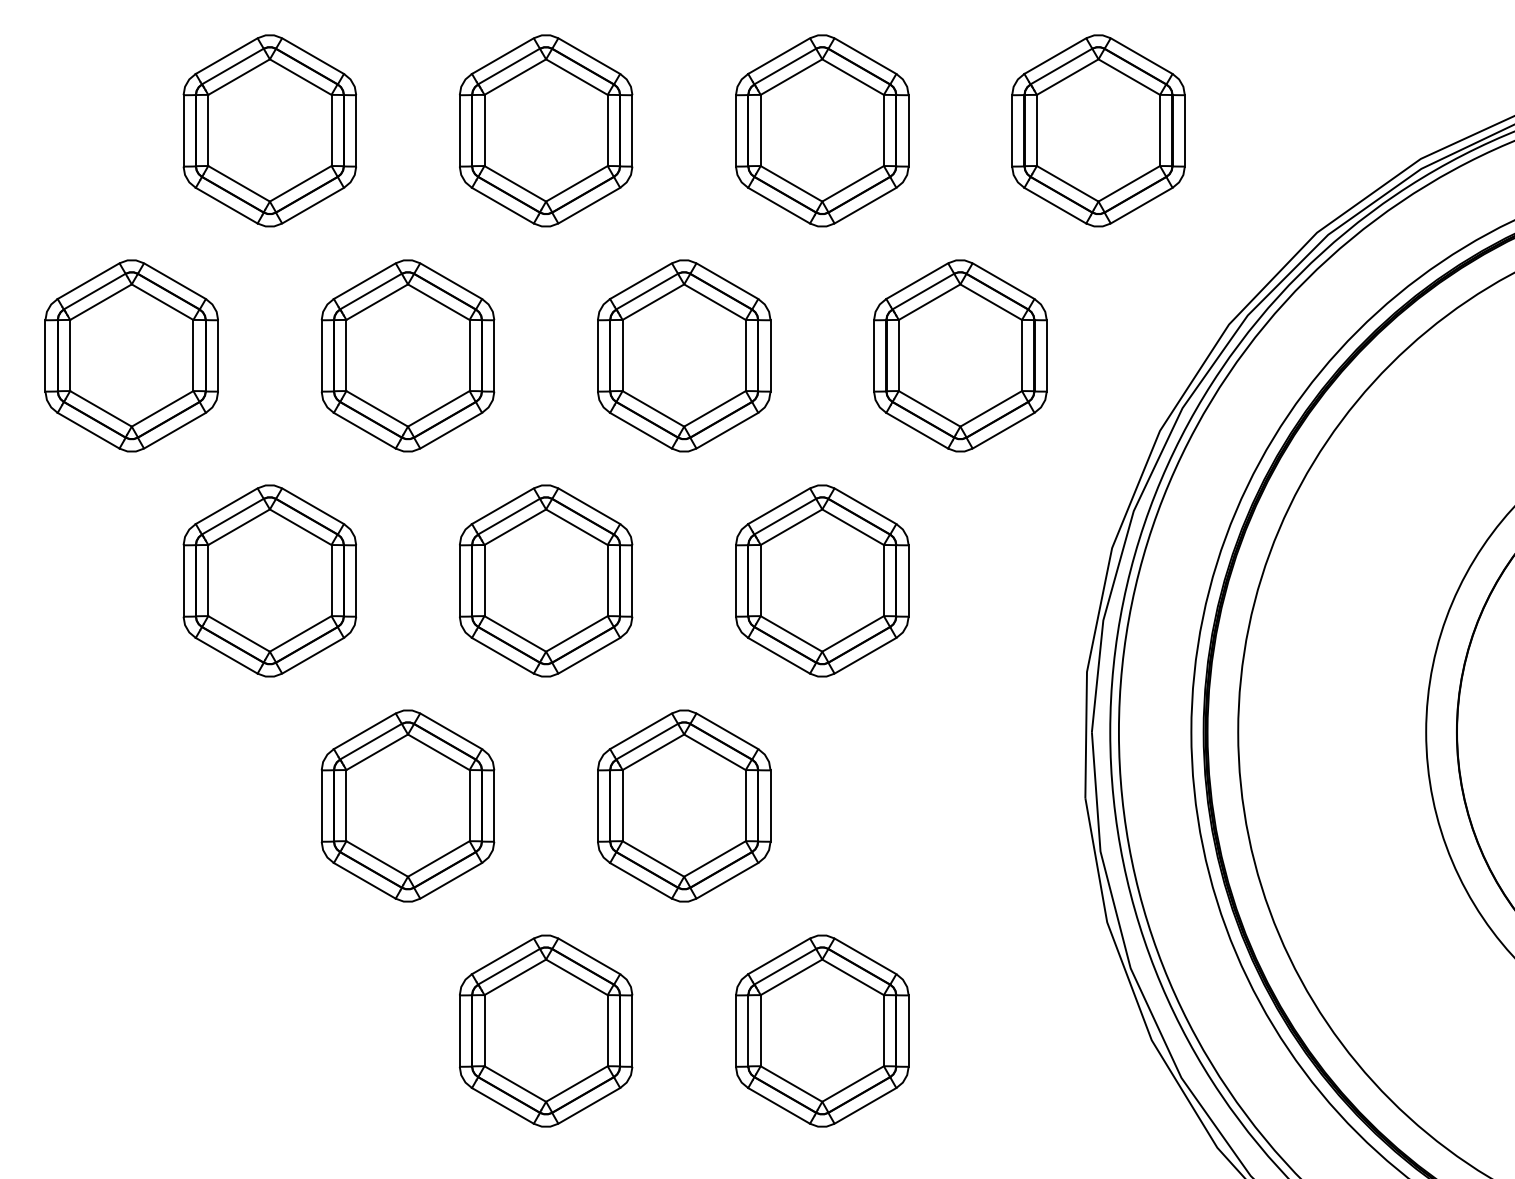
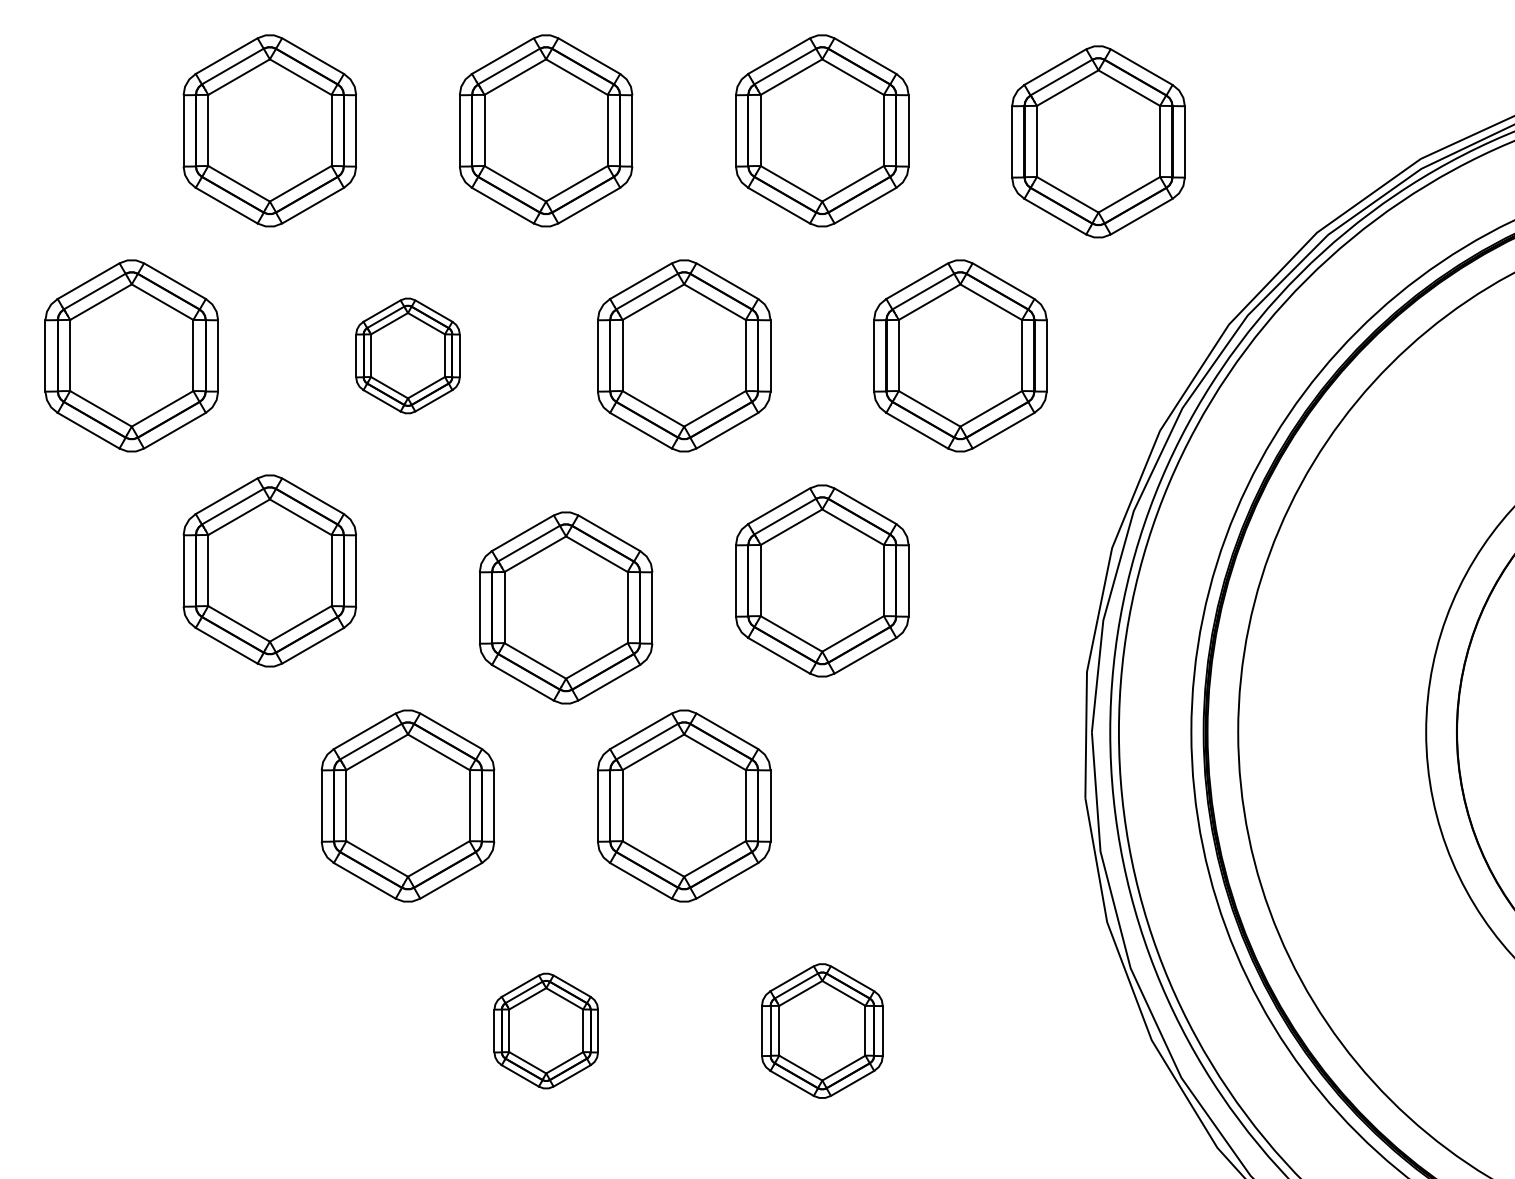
part position: (1098, 130) -> (1098, 141) (1098, 141)
part size: 176x194 px -> 106x118 px (407, 355)
part position: (269, 580) -> (269, 570) (269, 570)
part position: (546, 580) -> (566, 607) (566, 607)
part size: 175x194 px -> 106x118 px (545, 1030)
part size: 175x194 px -> 123x136 px (822, 1030)
